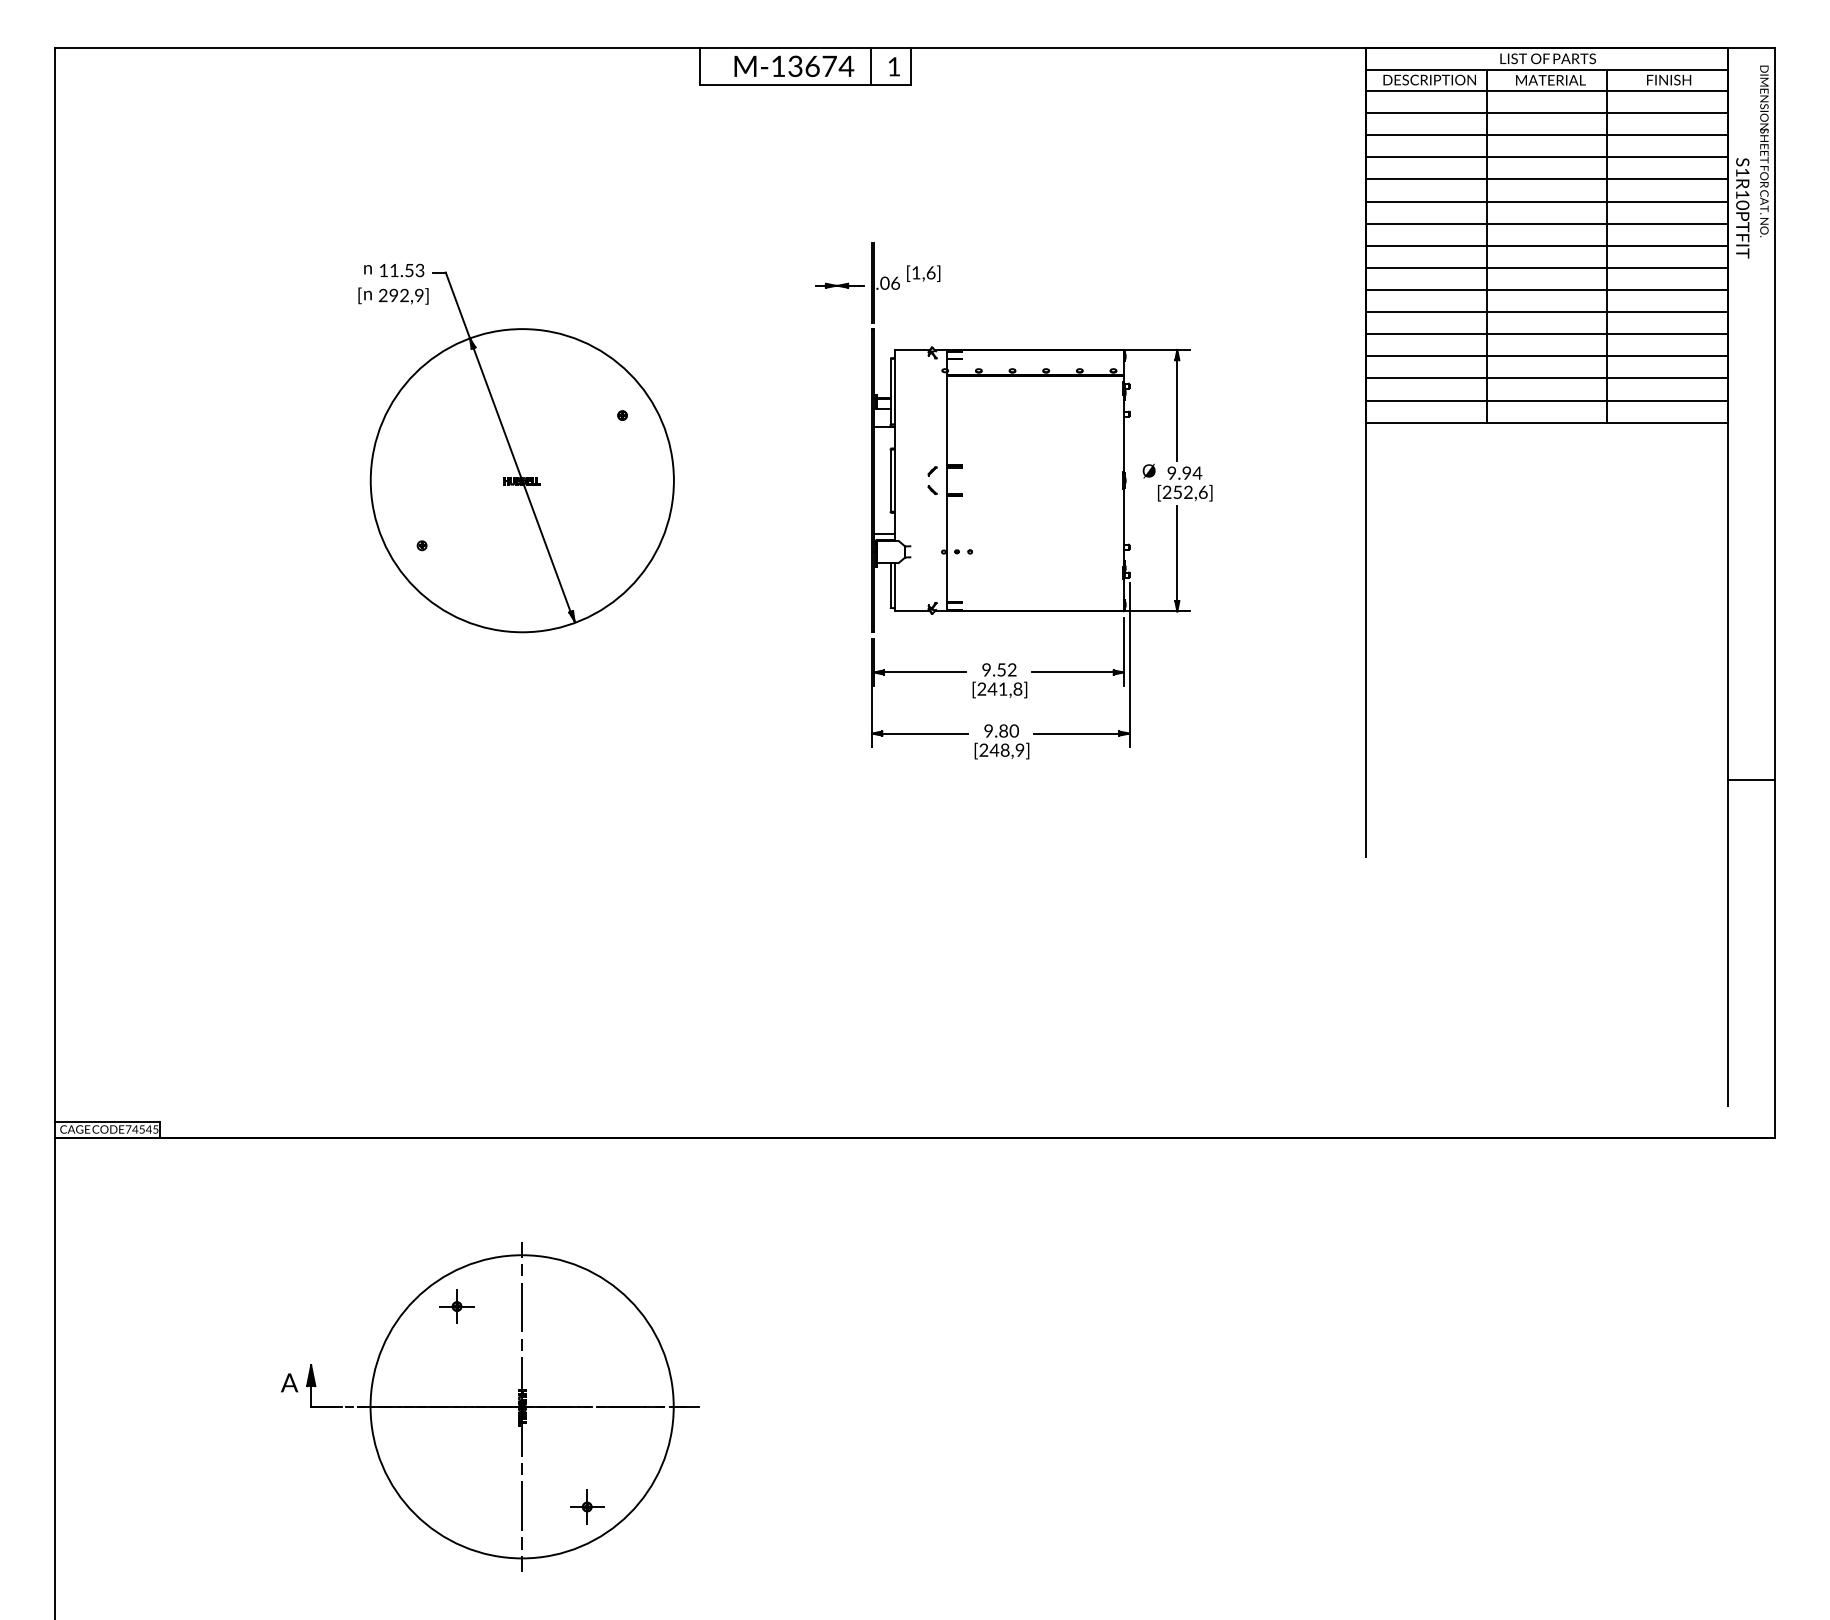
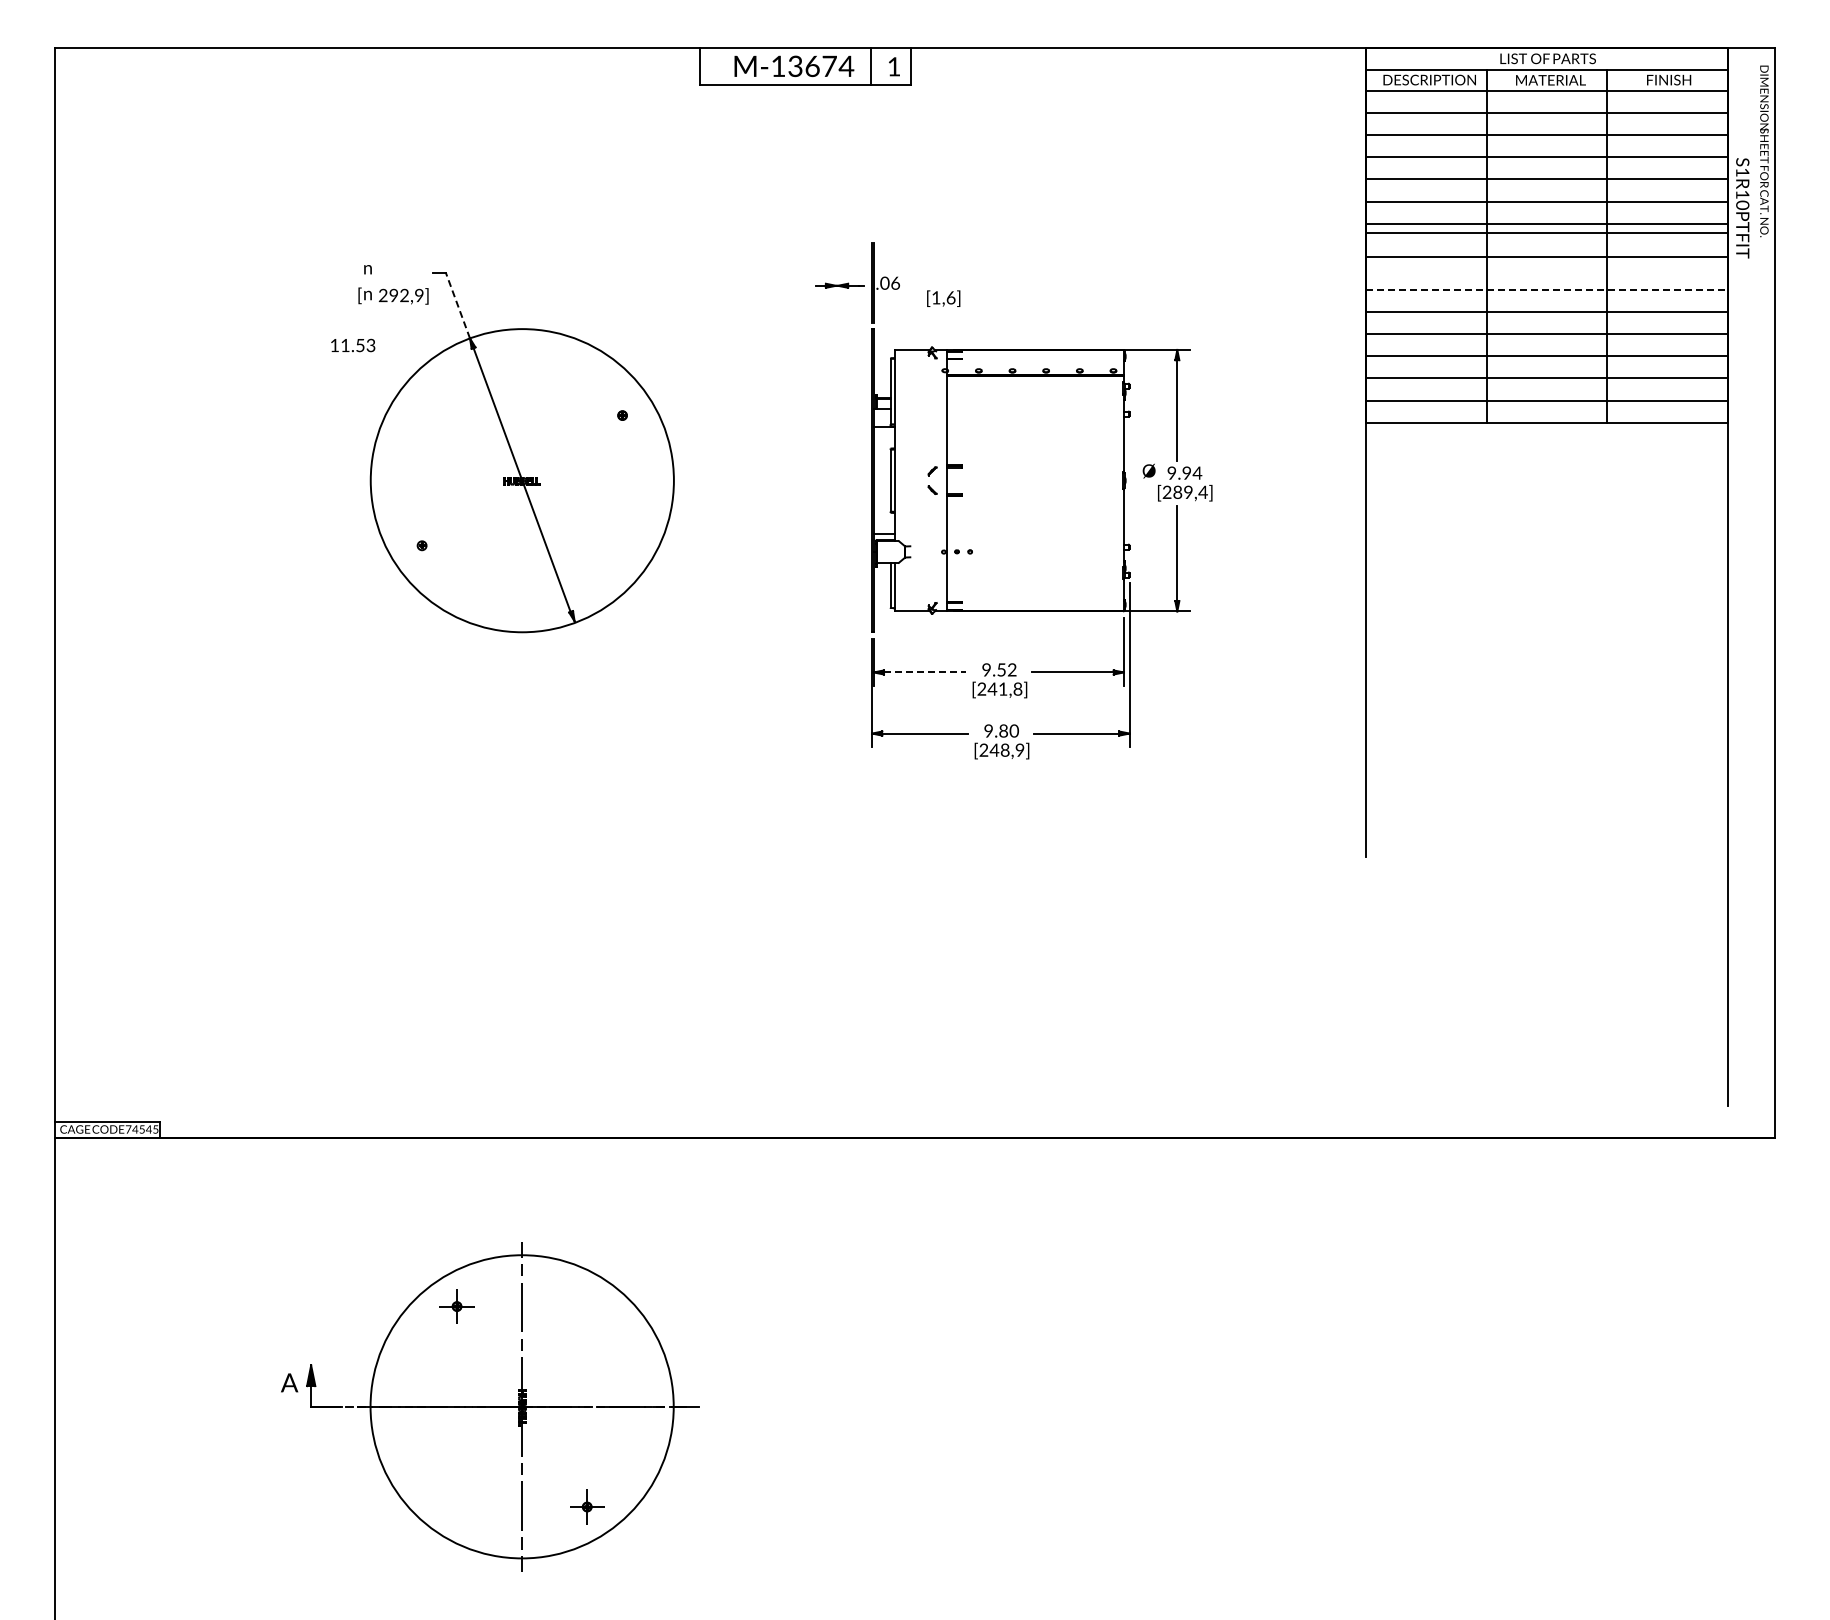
line position: (1546, 245) -> (1546, 232) (1546, 232)
line position: (1546, 267) -> (1546, 256) (1546, 256)
text position: (402, 270) -> (353, 345) (353, 345)
text position: (923, 273) -> (943, 298) (943, 298)
line: solid -> dashed (1546, 290)
line: solid -> dashed (457, 305)
text: [252,6] -> [289,4] (1190, 491)
line: solid -> dashed (924, 672)
line: present -> none (1751, 779)
